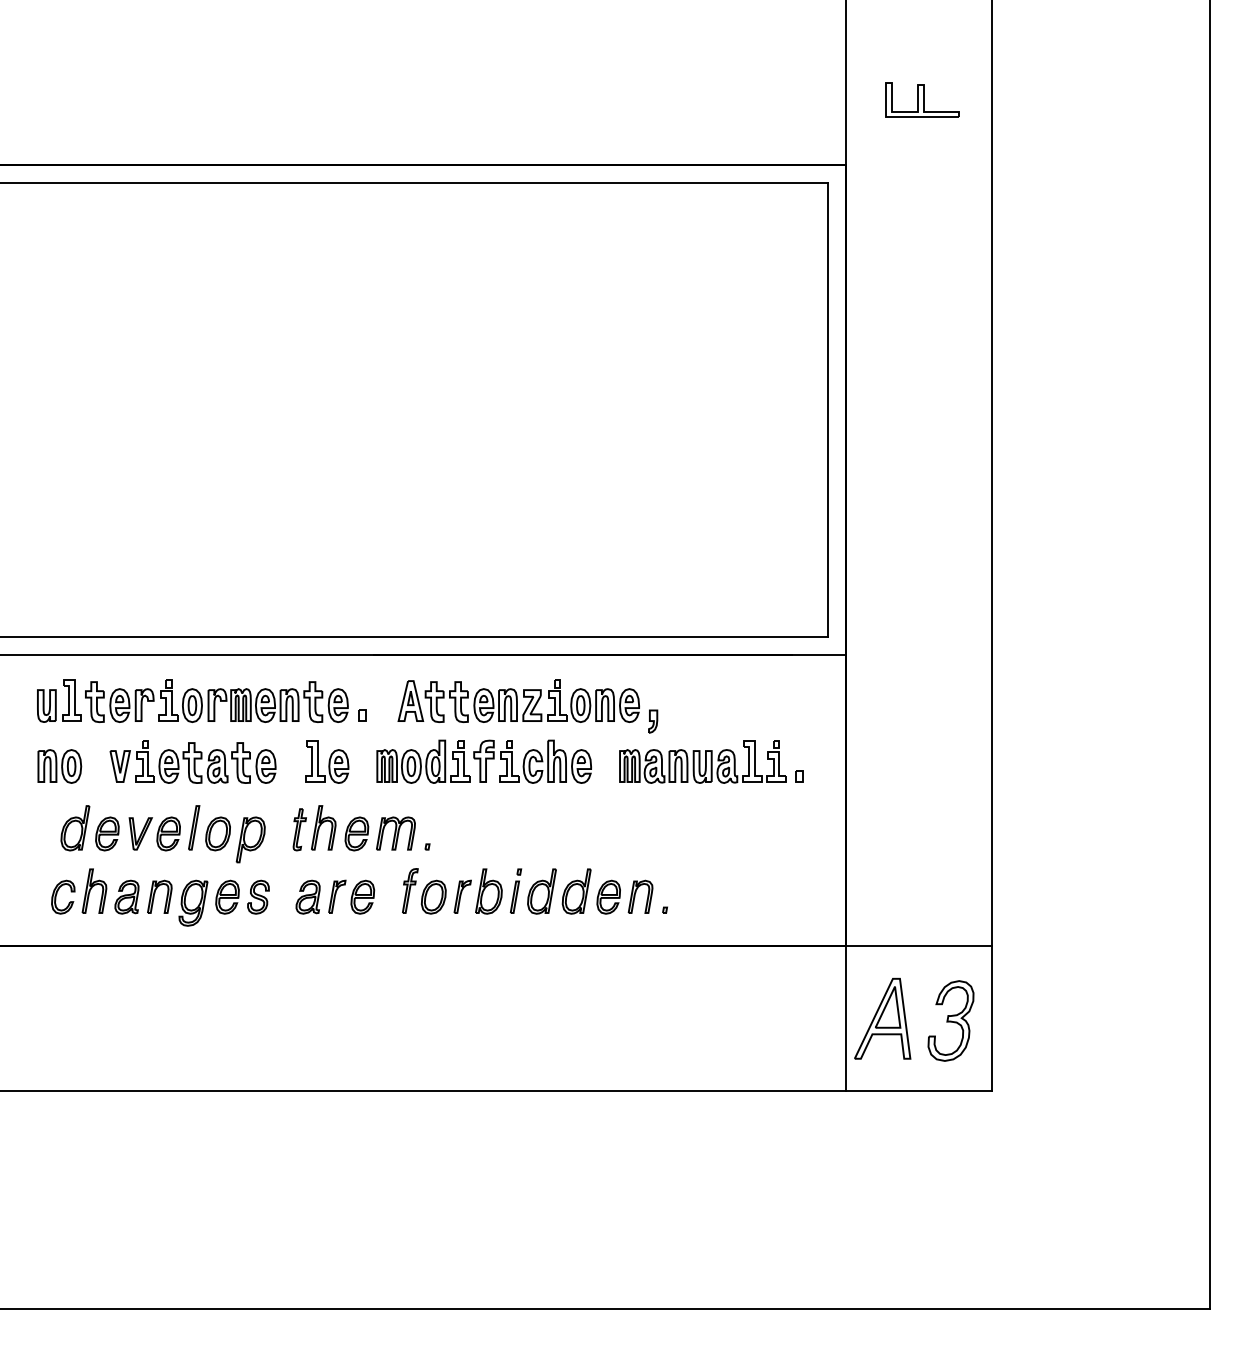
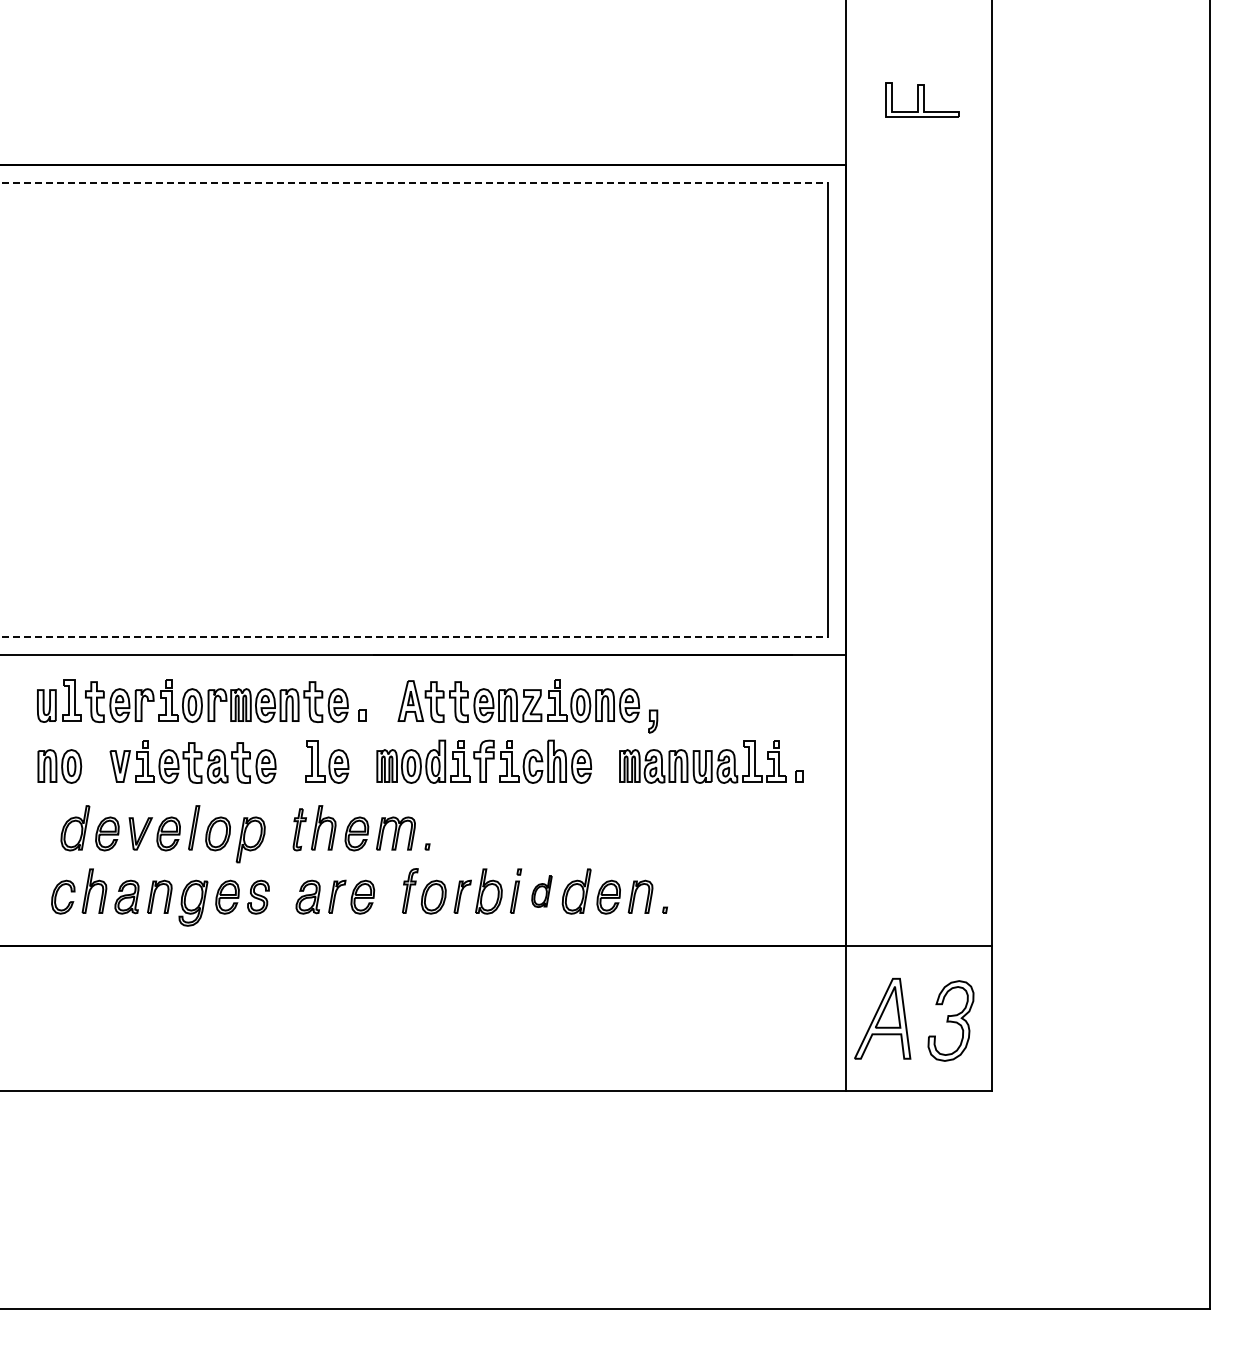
line: solid -> dashed (414, 183)
line: solid -> dashed (414, 637)
part size: 30x47 px -> 22x33 px (541, 891)
